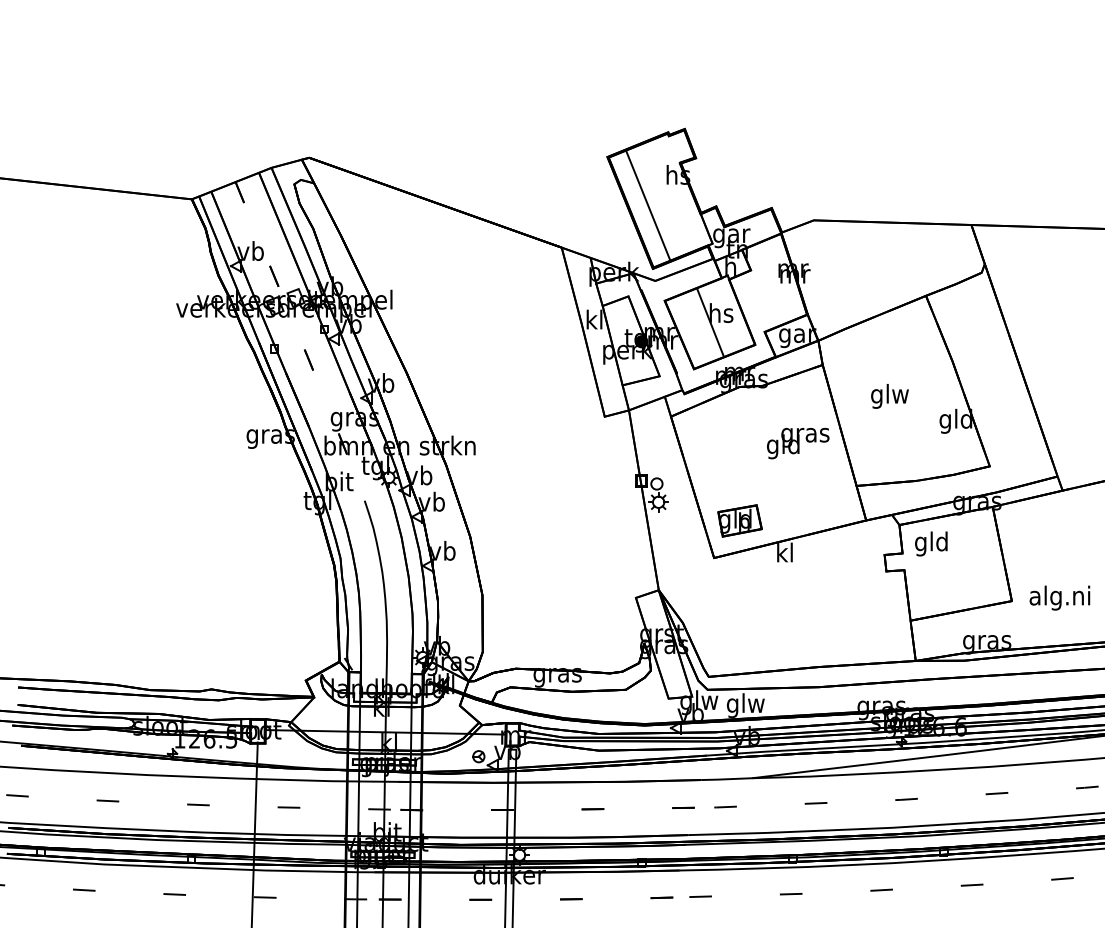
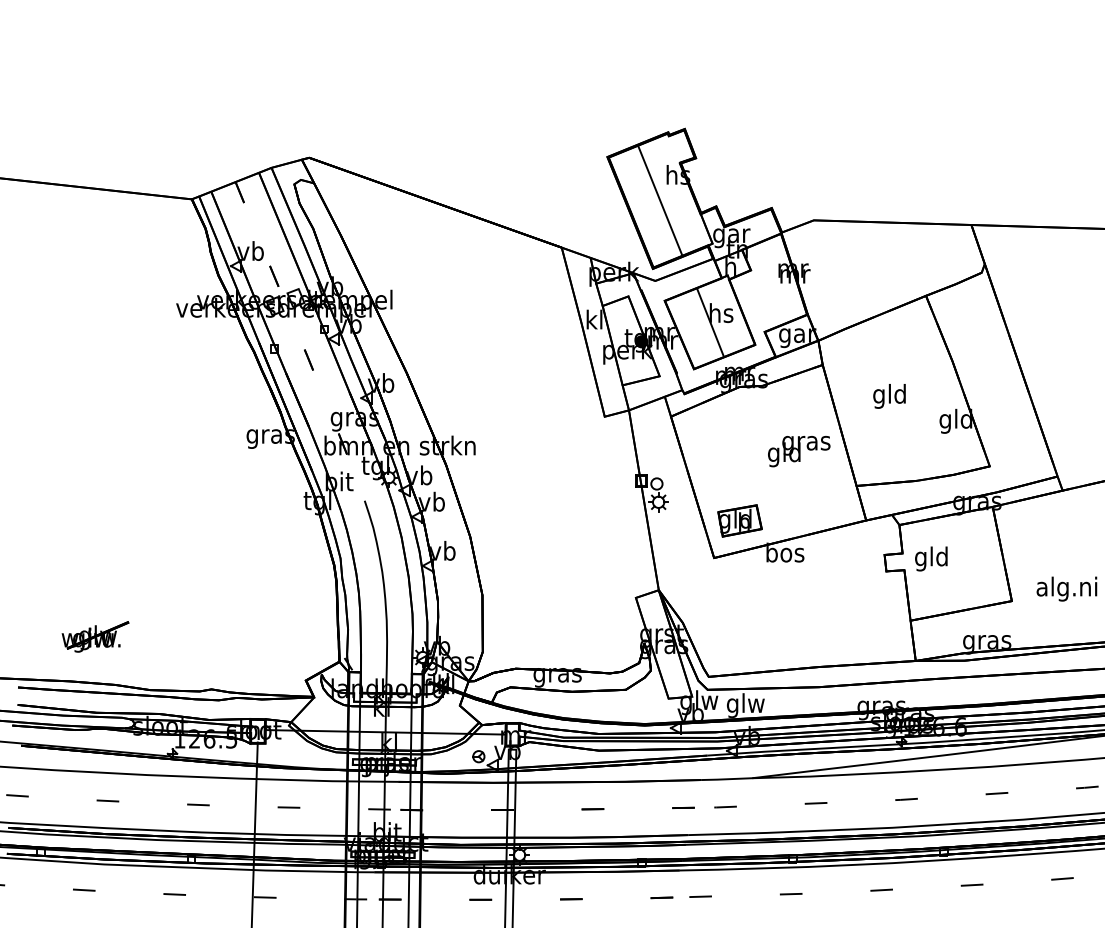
line position: (648, 205) -> (660, 200) (660, 200)
text: glw -> gld (889, 396)
text position: (798, 443) -> (799, 451) (799, 451)
text position: (931, 543) -> (931, 558) (931, 558)
text: kl -> bos (785, 552)
text position: (1059, 597) -> (1066, 588) (1066, 588)
part: none -> present (95, 636)
